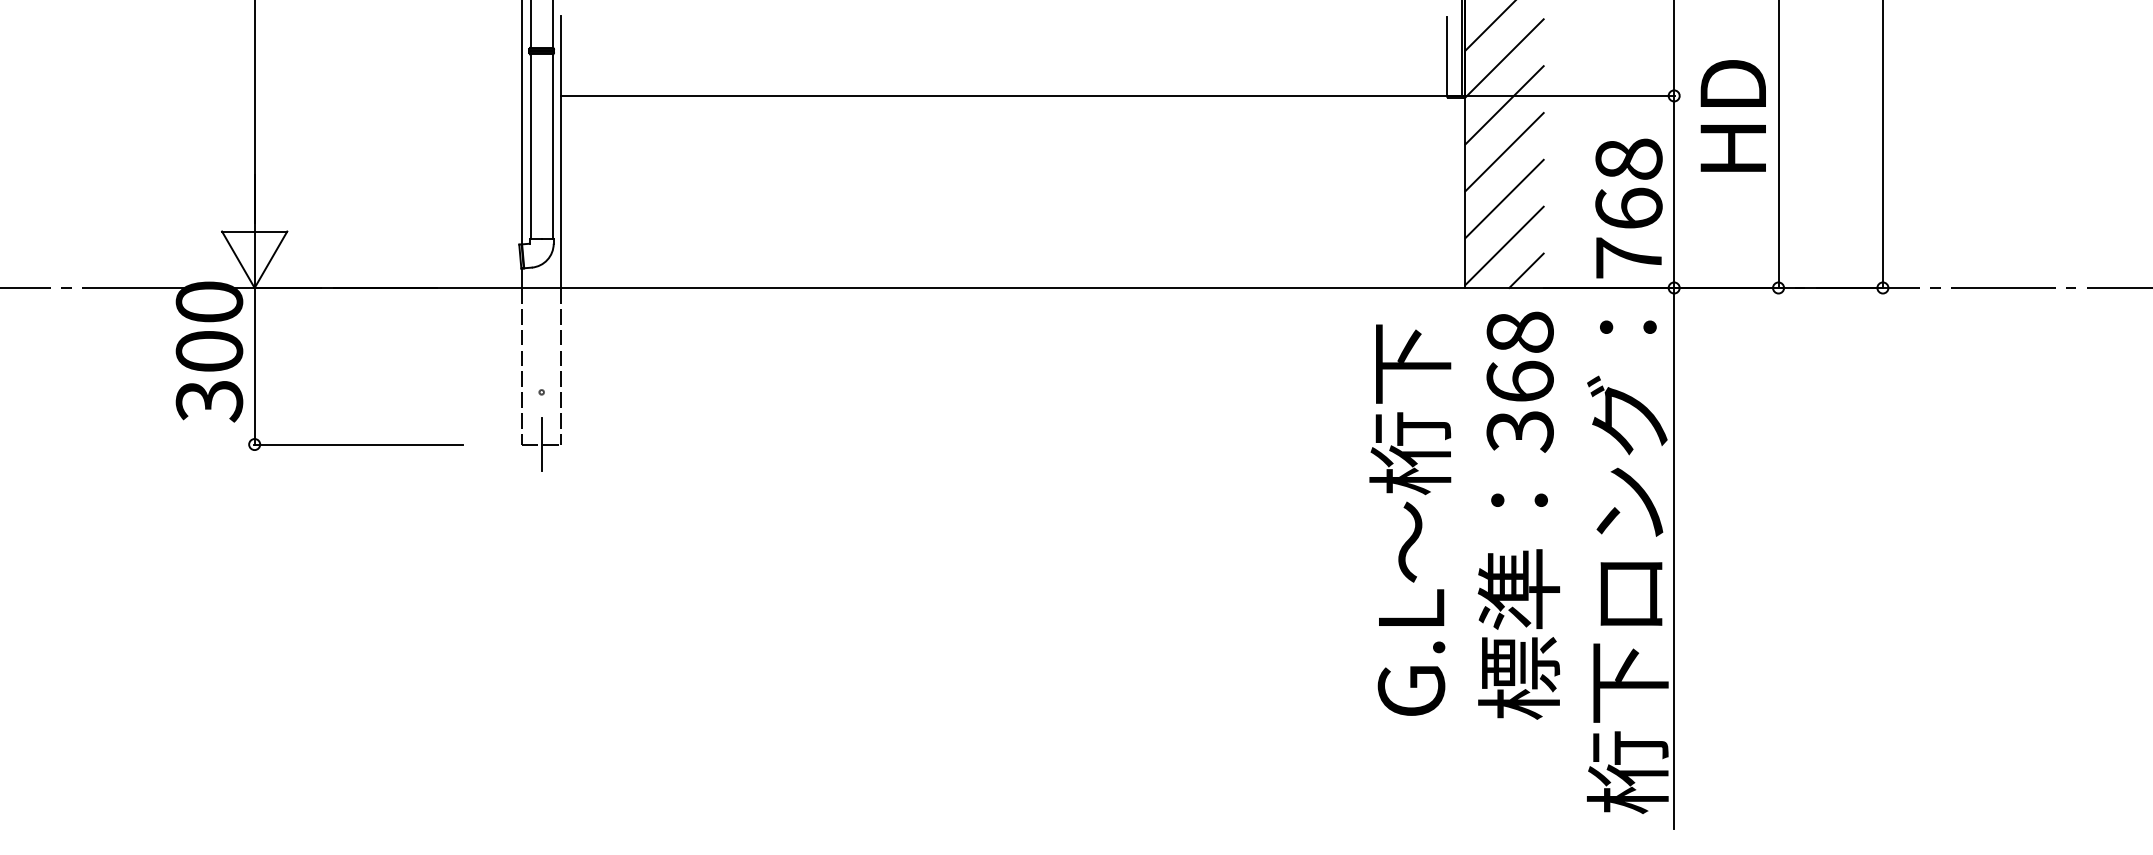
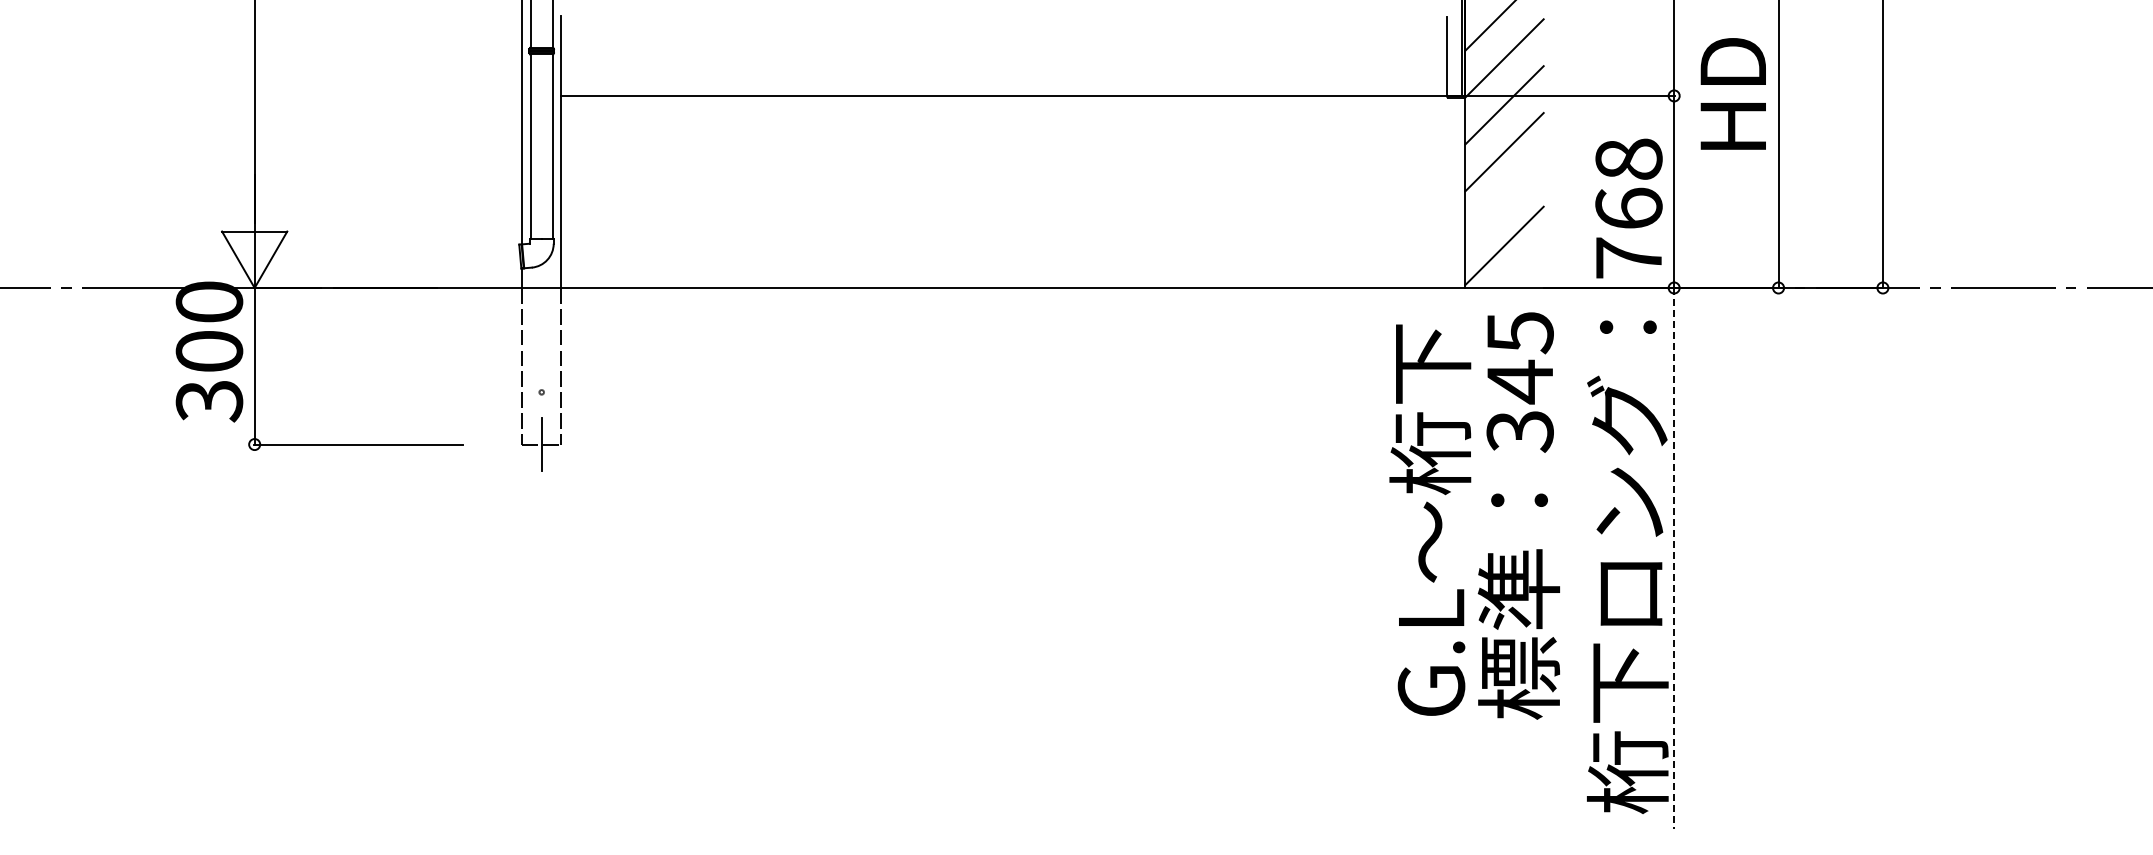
text position: (1732, 115) -> (1732, 93) (1732, 93)
line: present -> none (1504, 198)
line: present -> none (1526, 270)
text: 368 -> 345 (1519, 357)
text position: (1410, 519) -> (1430, 519) (1430, 519)
line: solid -> dashed (1674, 558)
